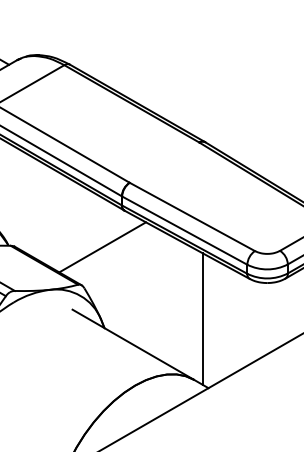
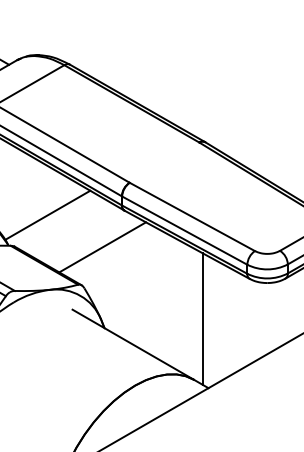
line: none -> present (47, 214)
